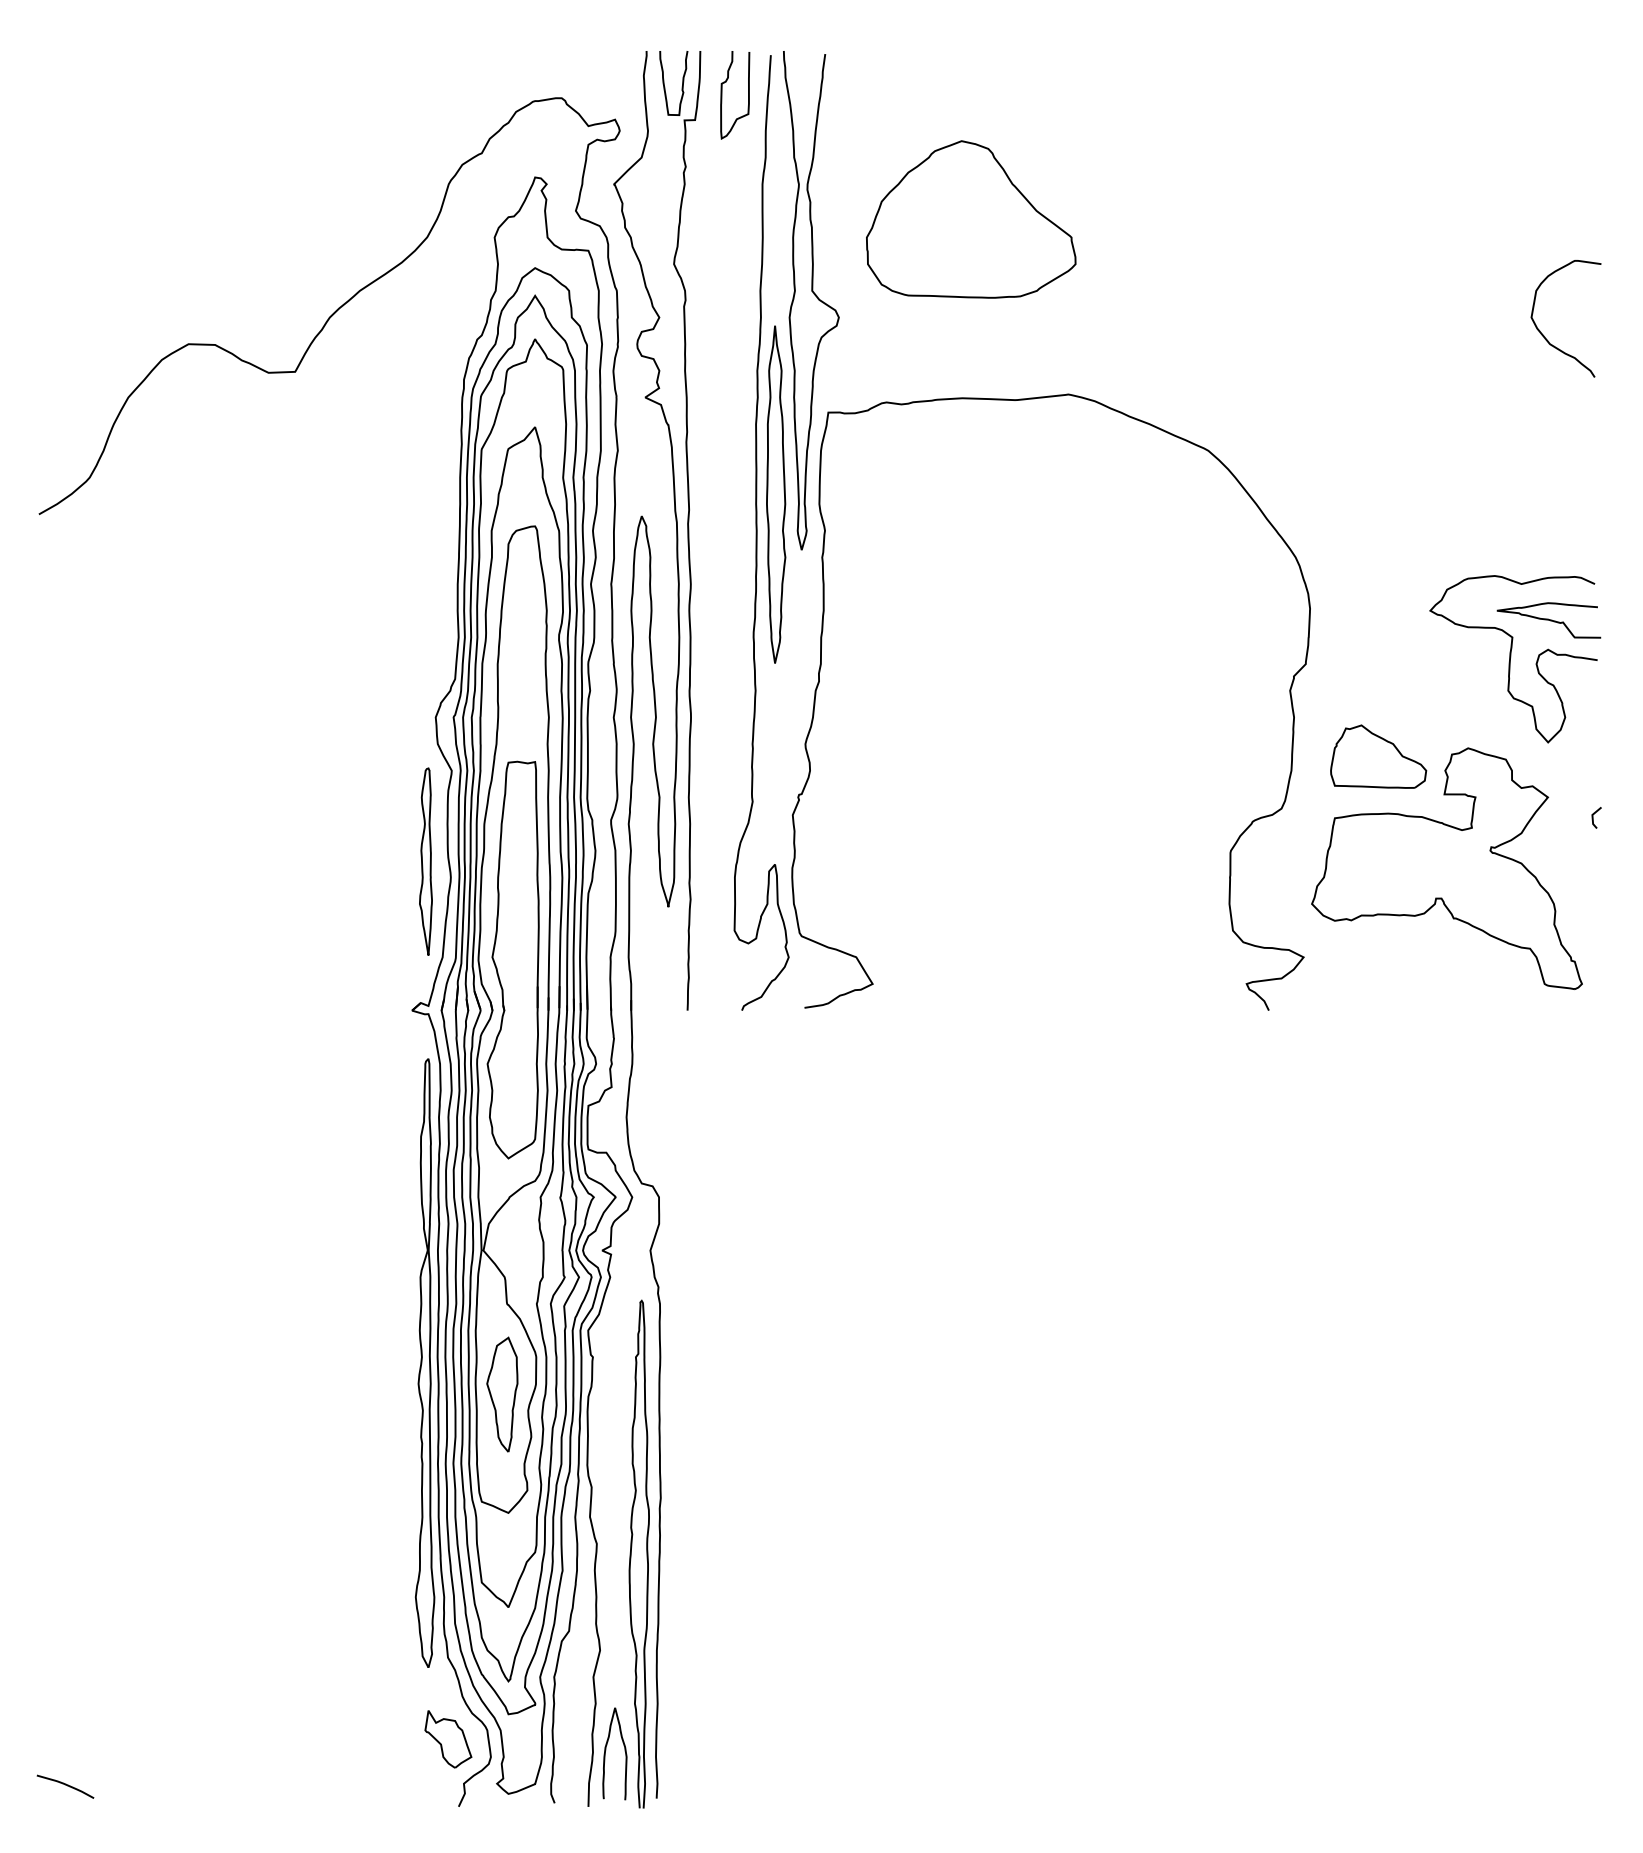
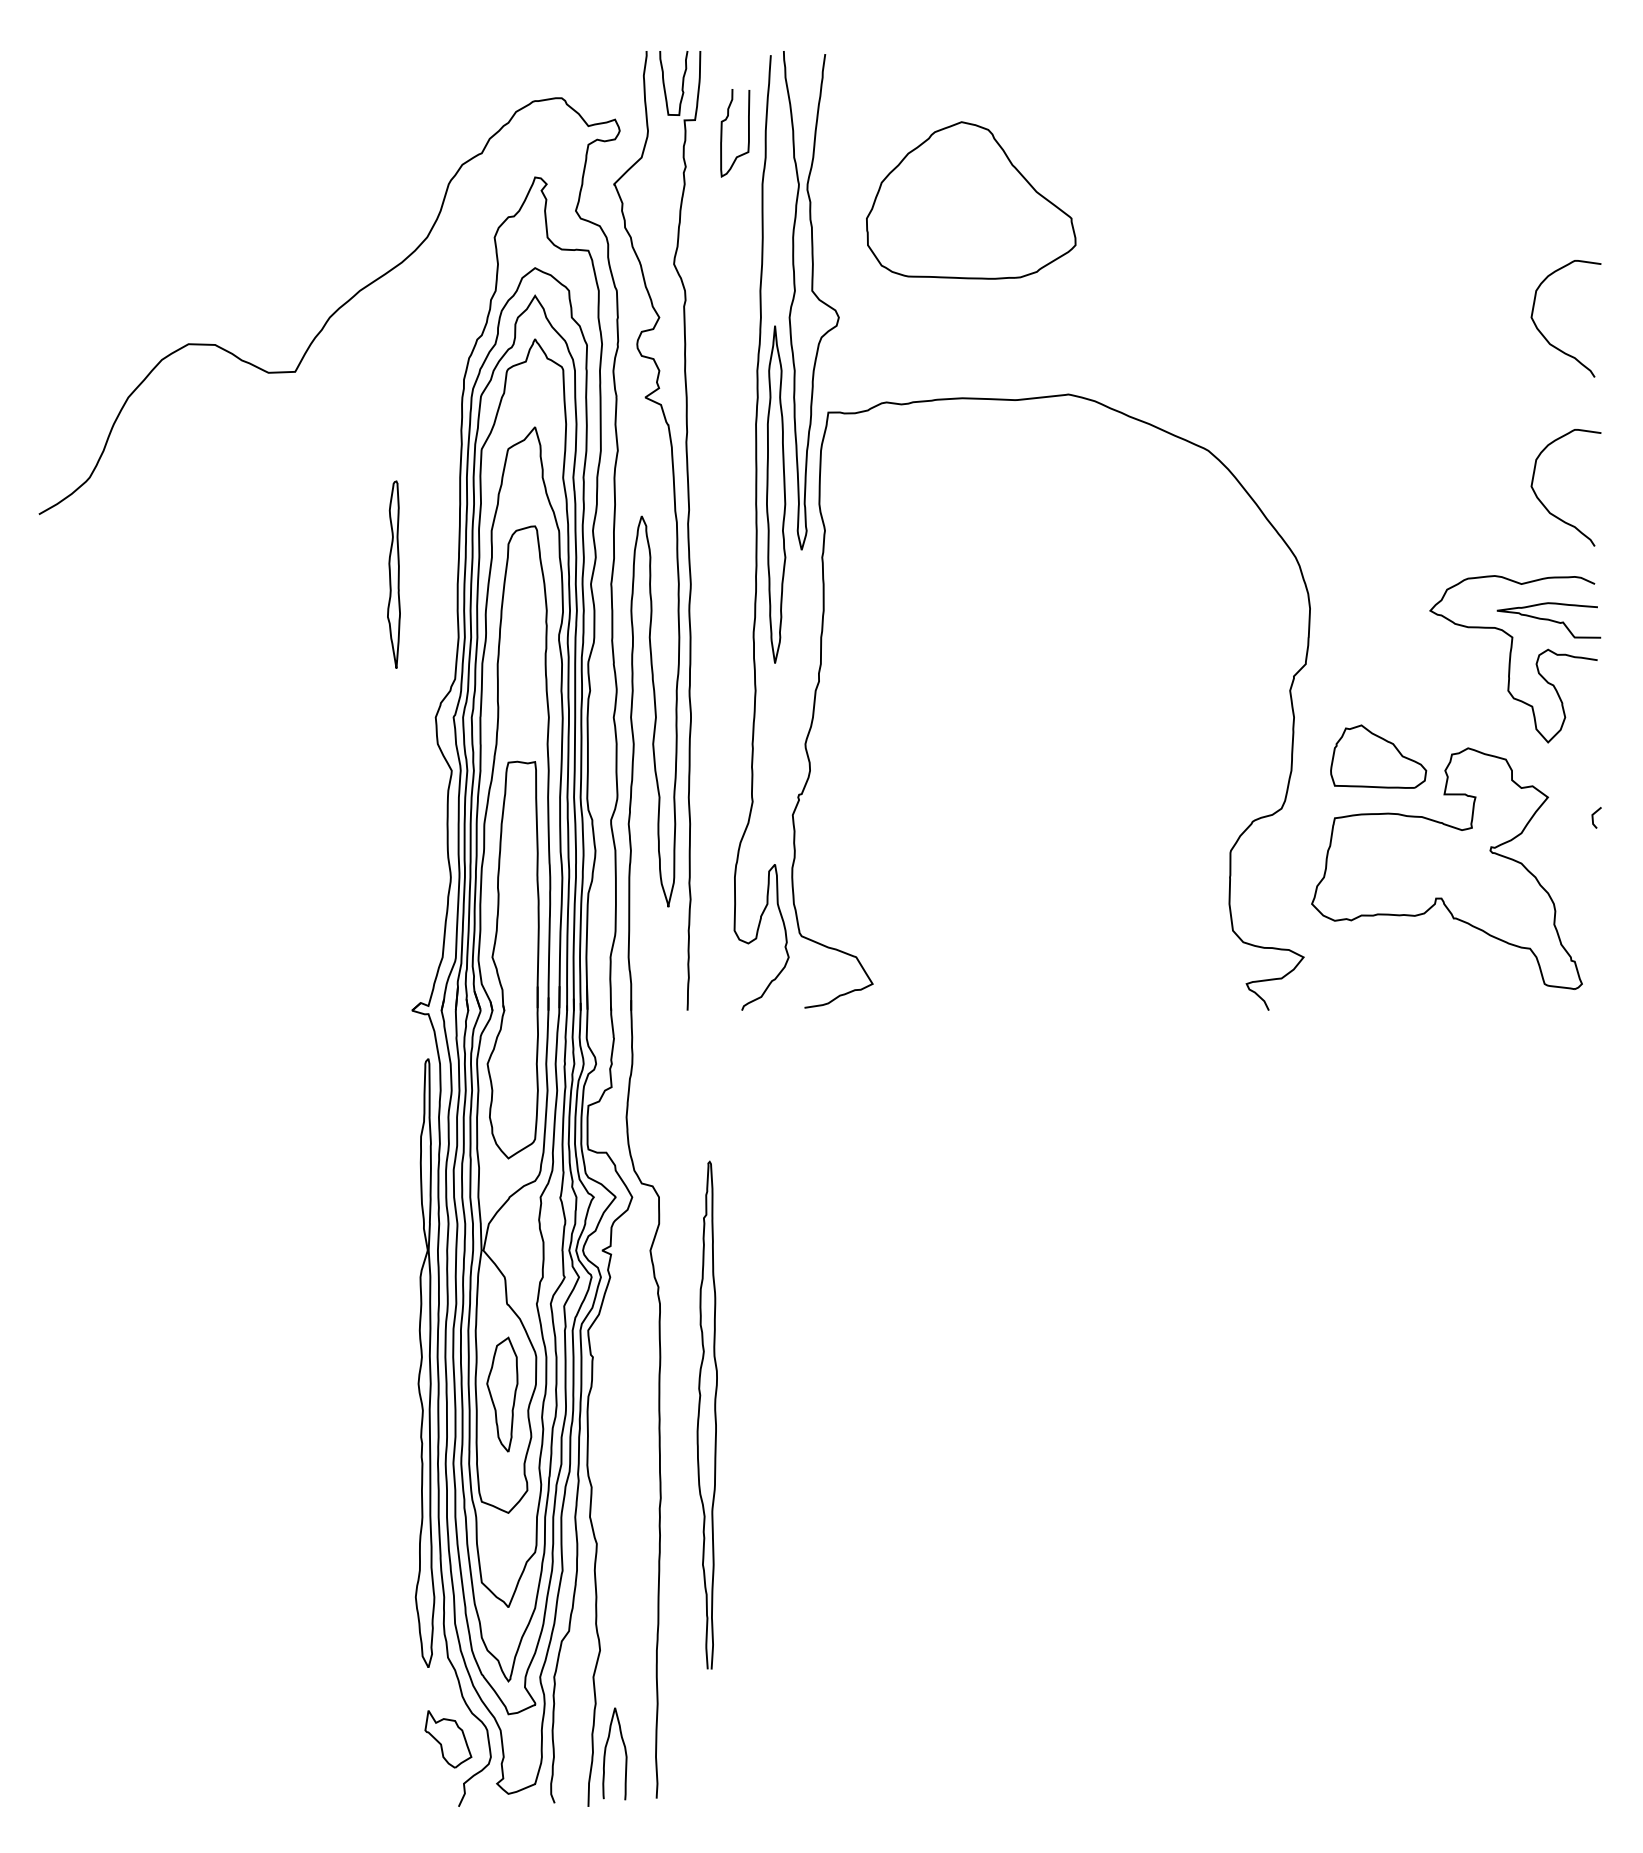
curve position: (722, 95) -> (722, 133) (722, 133)
part position: (971, 219) -> (971, 200) (971, 200)
curve: none -> present (1544, 504)
part position: (425, 861) -> (393, 574) (393, 574)
curve position: (631, 1553) -> (699, 1414) (699, 1414)
curve: present -> none (65, 1785)
